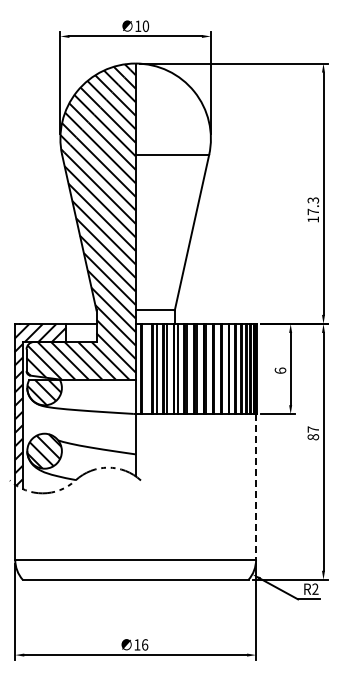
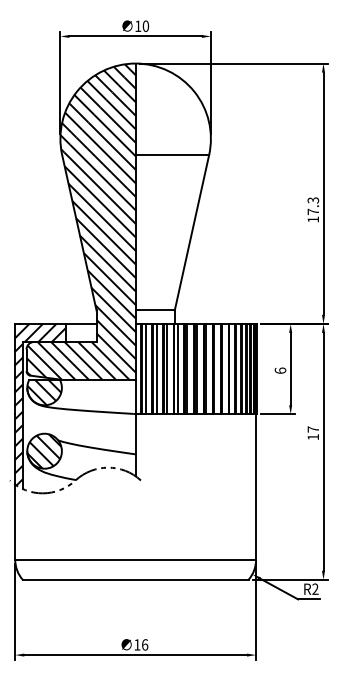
line: none -> present (146, 368)
text: 87 -> 17 (313, 437)
line: dashed -> solid (256, 487)
